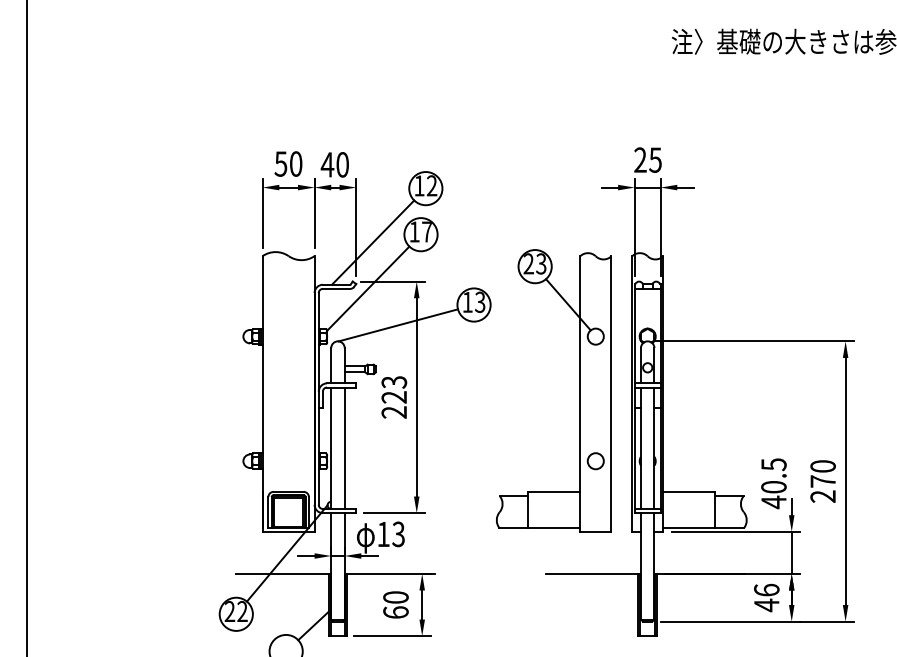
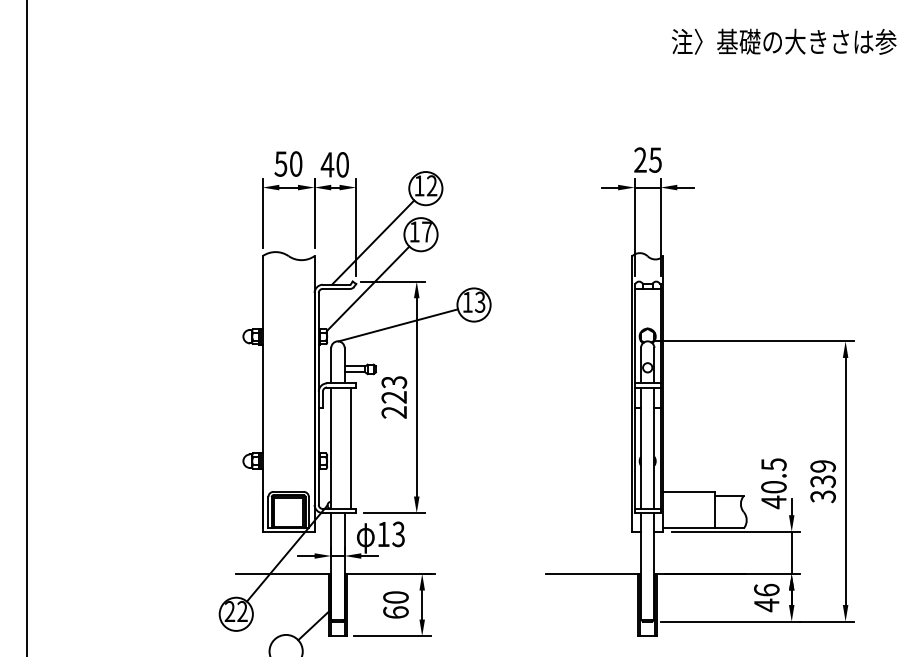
part: present -> none (579, 390)
line position: (344, 447) -> (350, 447) (350, 447)
text: 270 -> 339 (822, 481)
